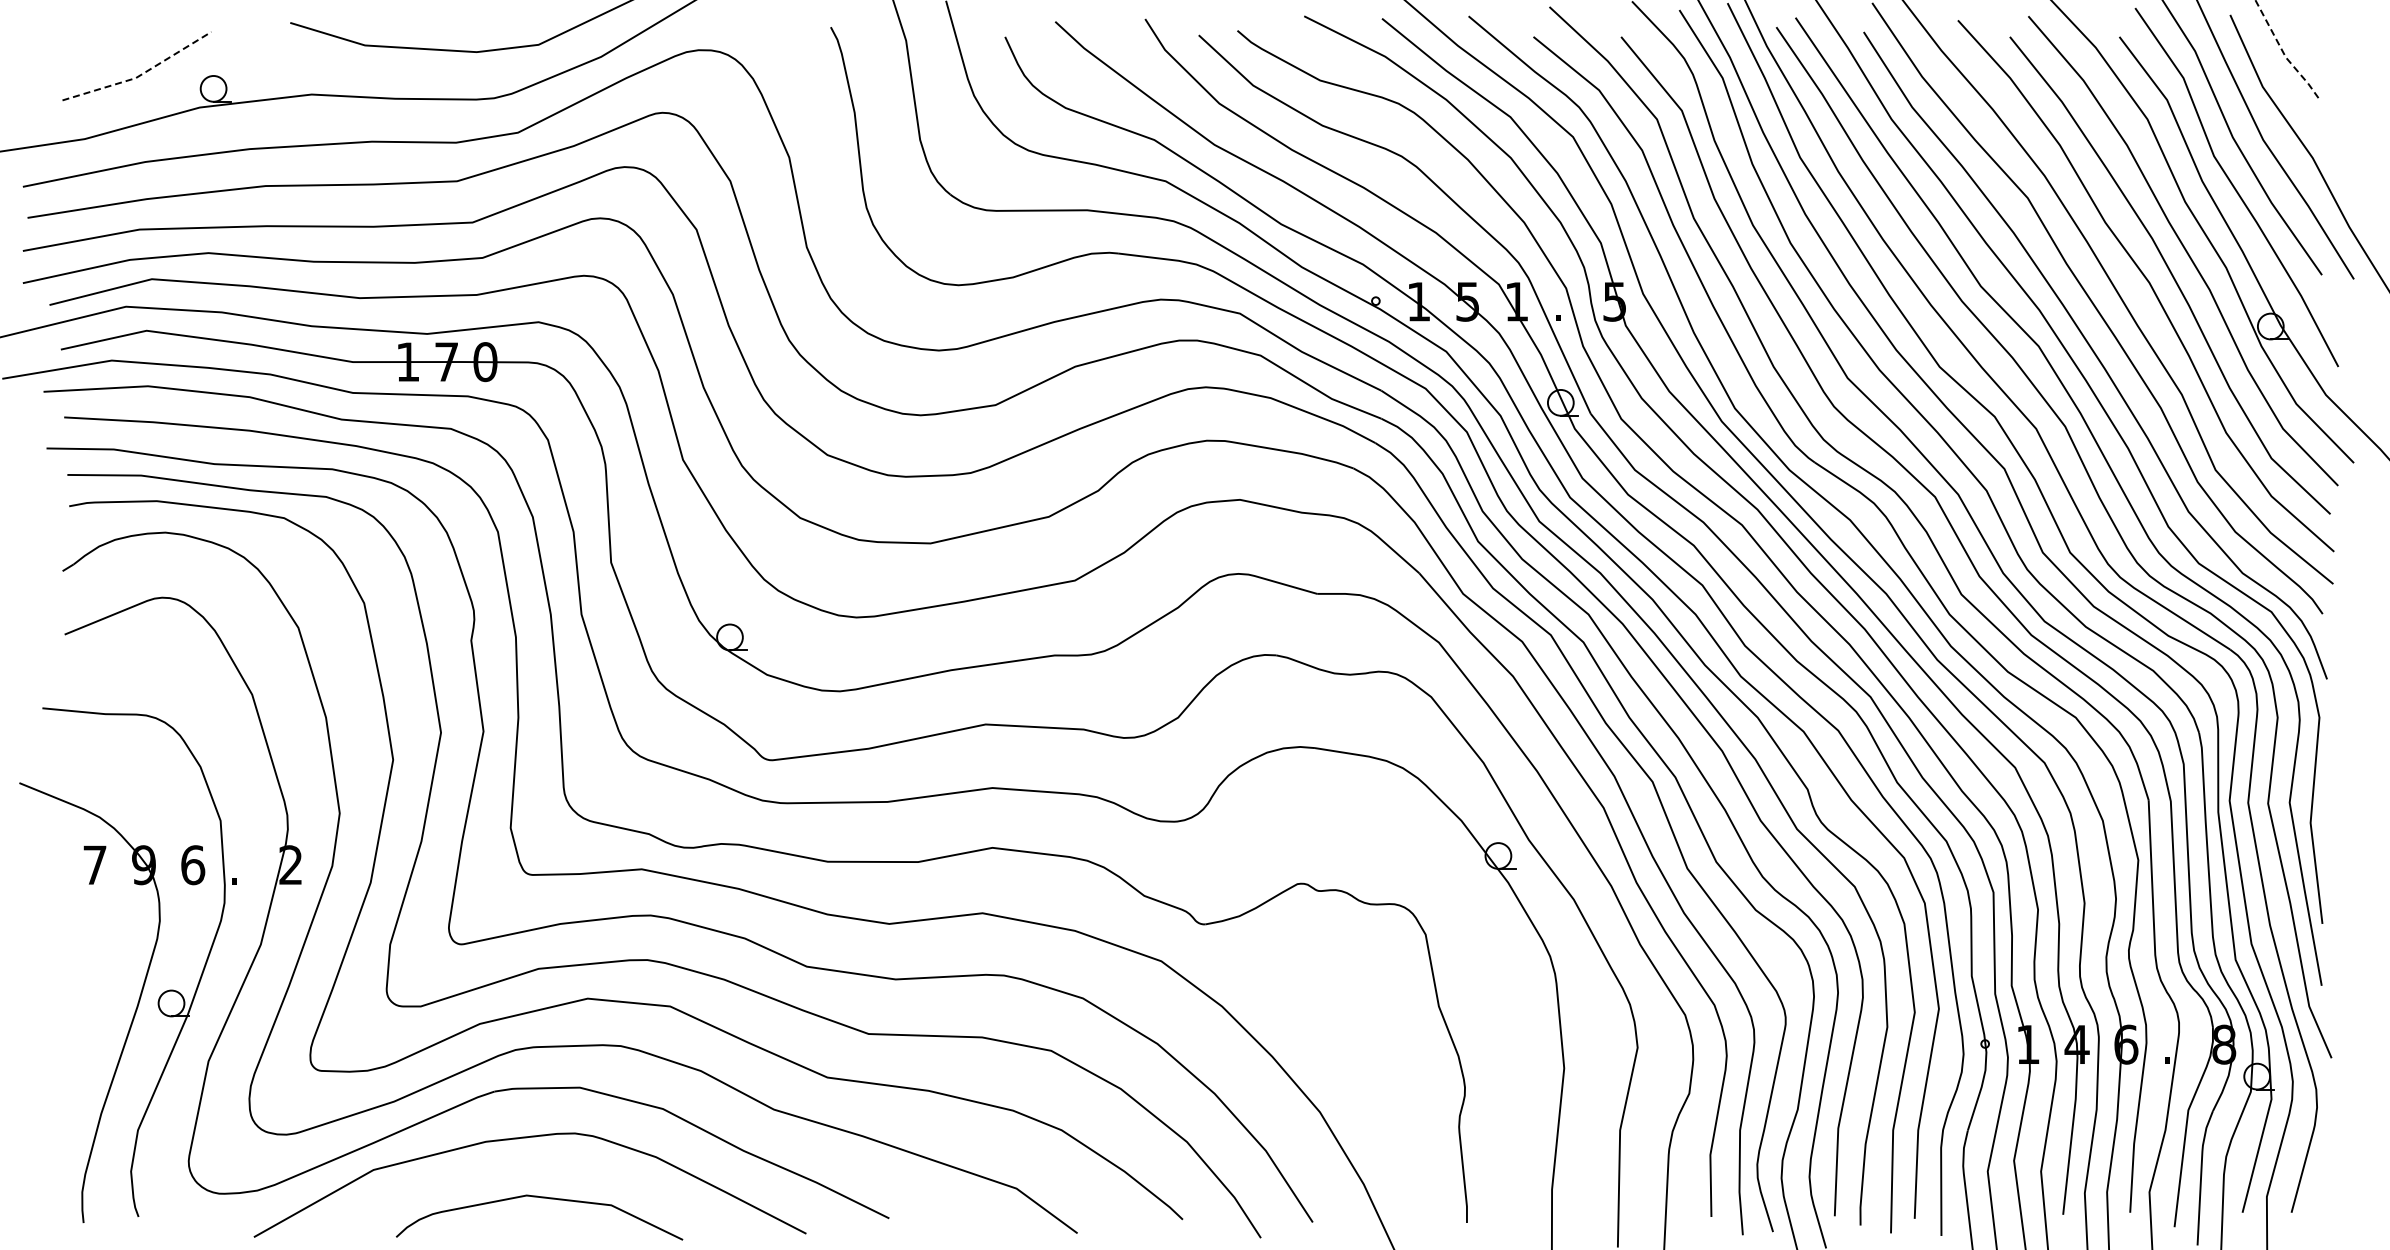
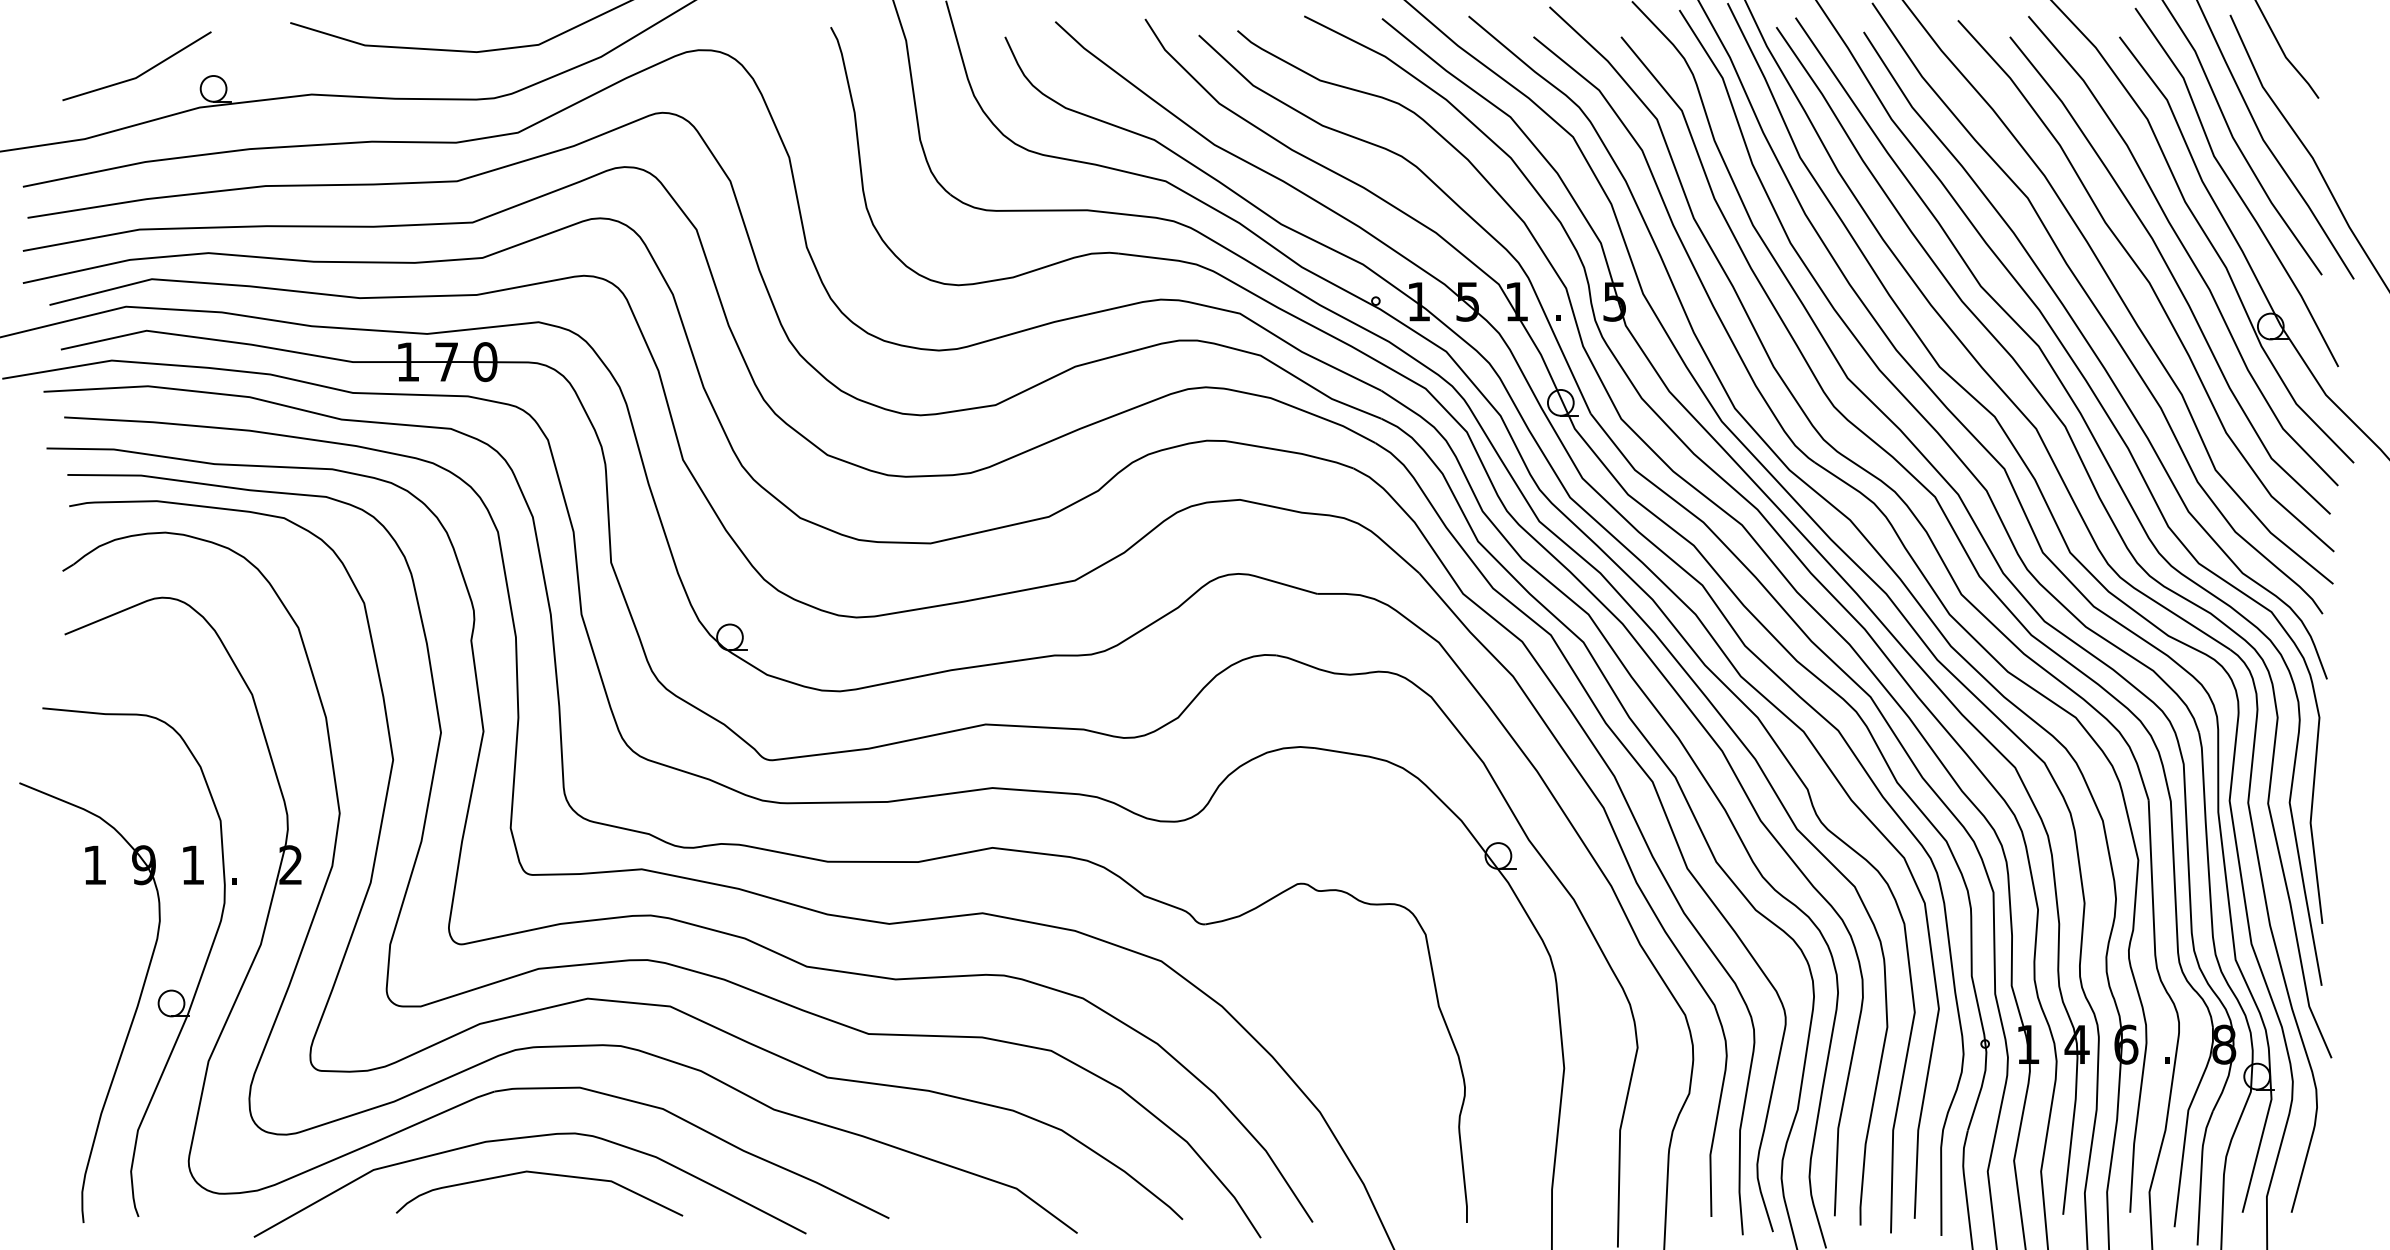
line: dashed -> solid (2283, 53)
line: dashed -> solid (140, 75)
text: 7 -> 1 (94, 864)
text: 6 -> 1 (193, 865)
curve position: (541, 1198) -> (541, 1174) (541, 1174)
